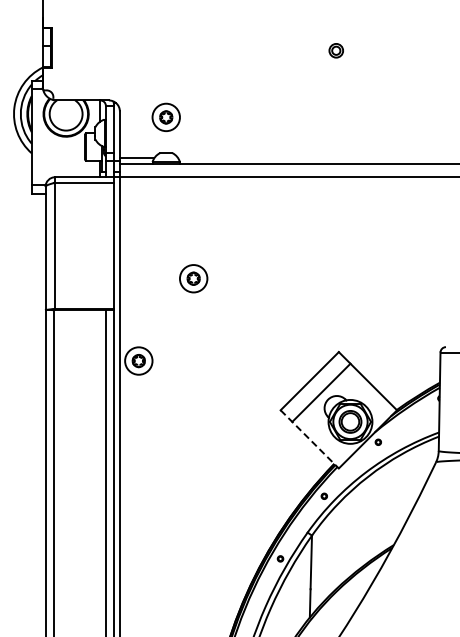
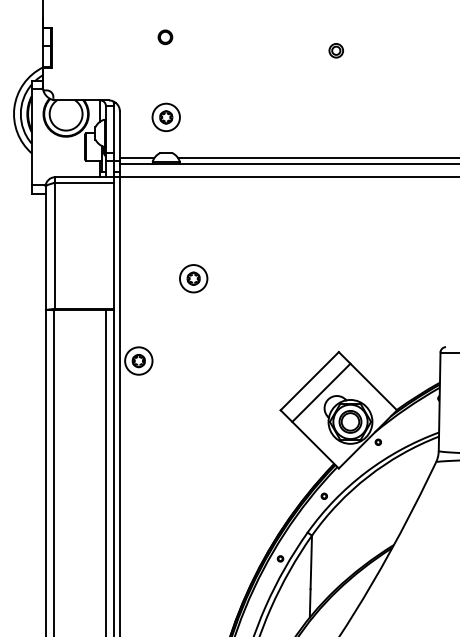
part: none -> present (165, 37)
line: none -> present (317, 158)
line: dashed -> solid (310, 439)
